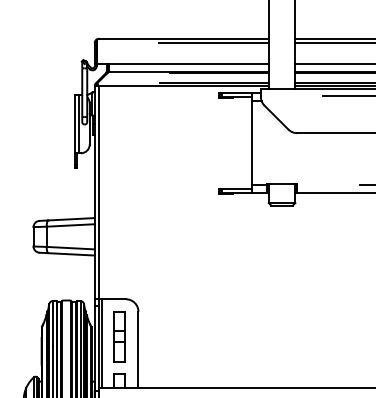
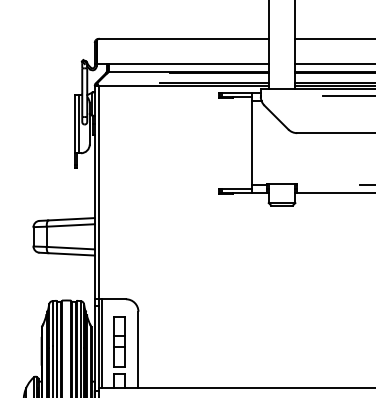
line: present -> none (213, 42)
line: present -> none (333, 42)
part position: (119, 336) -> (119, 341) (119, 341)
